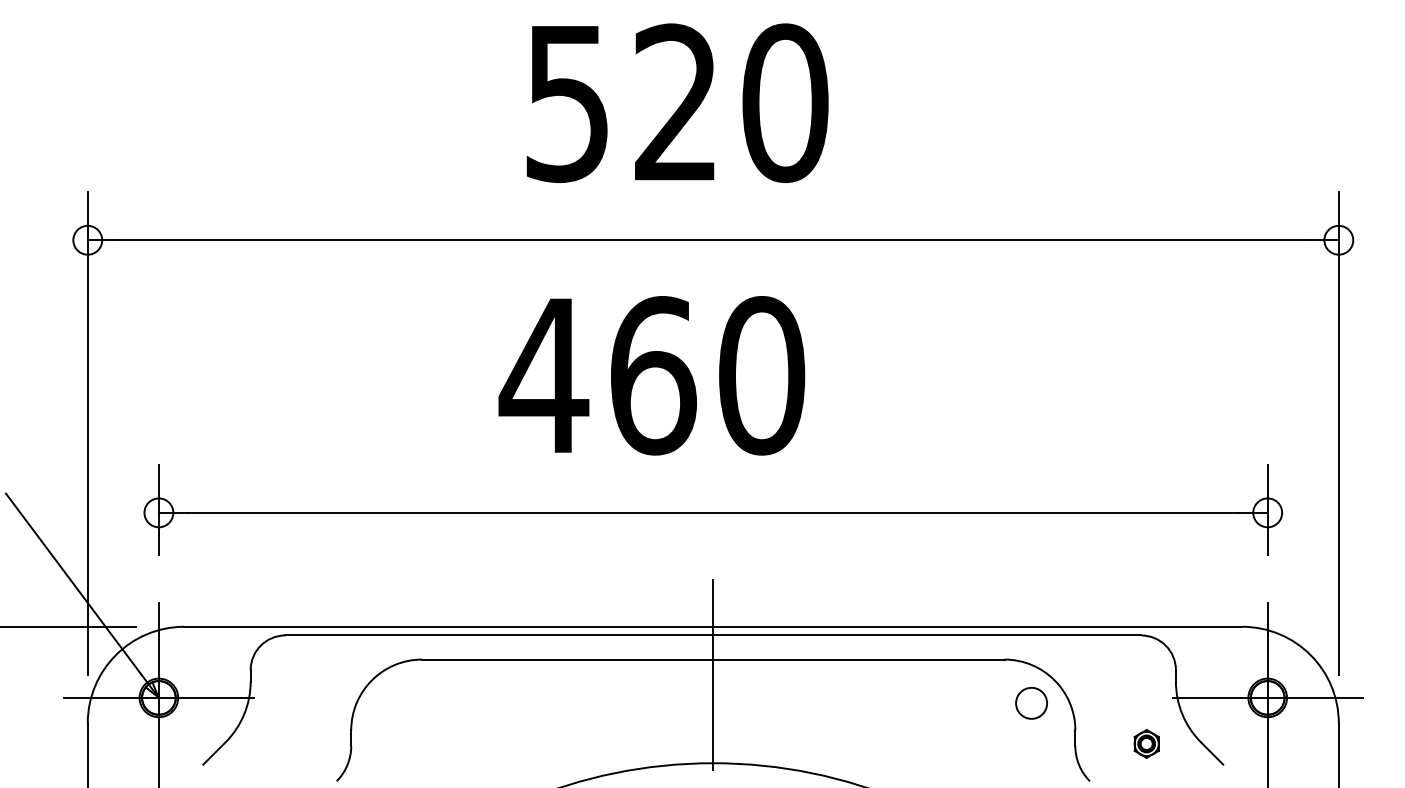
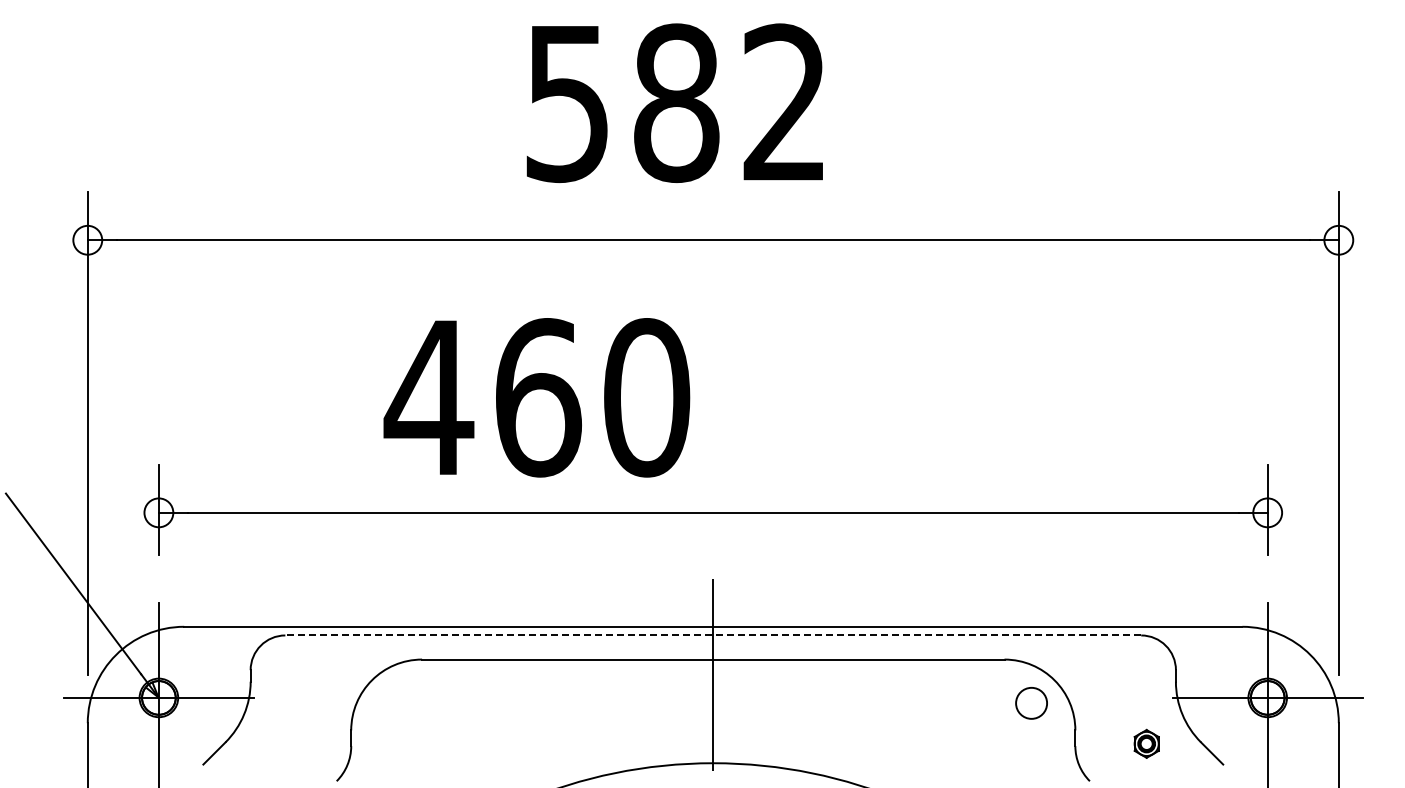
text: 520 -> 582 (731, 103)
text position: (651, 375) -> (536, 397) (536, 397)
line: present -> none (69, 626)
line: solid -> dashed (713, 635)
